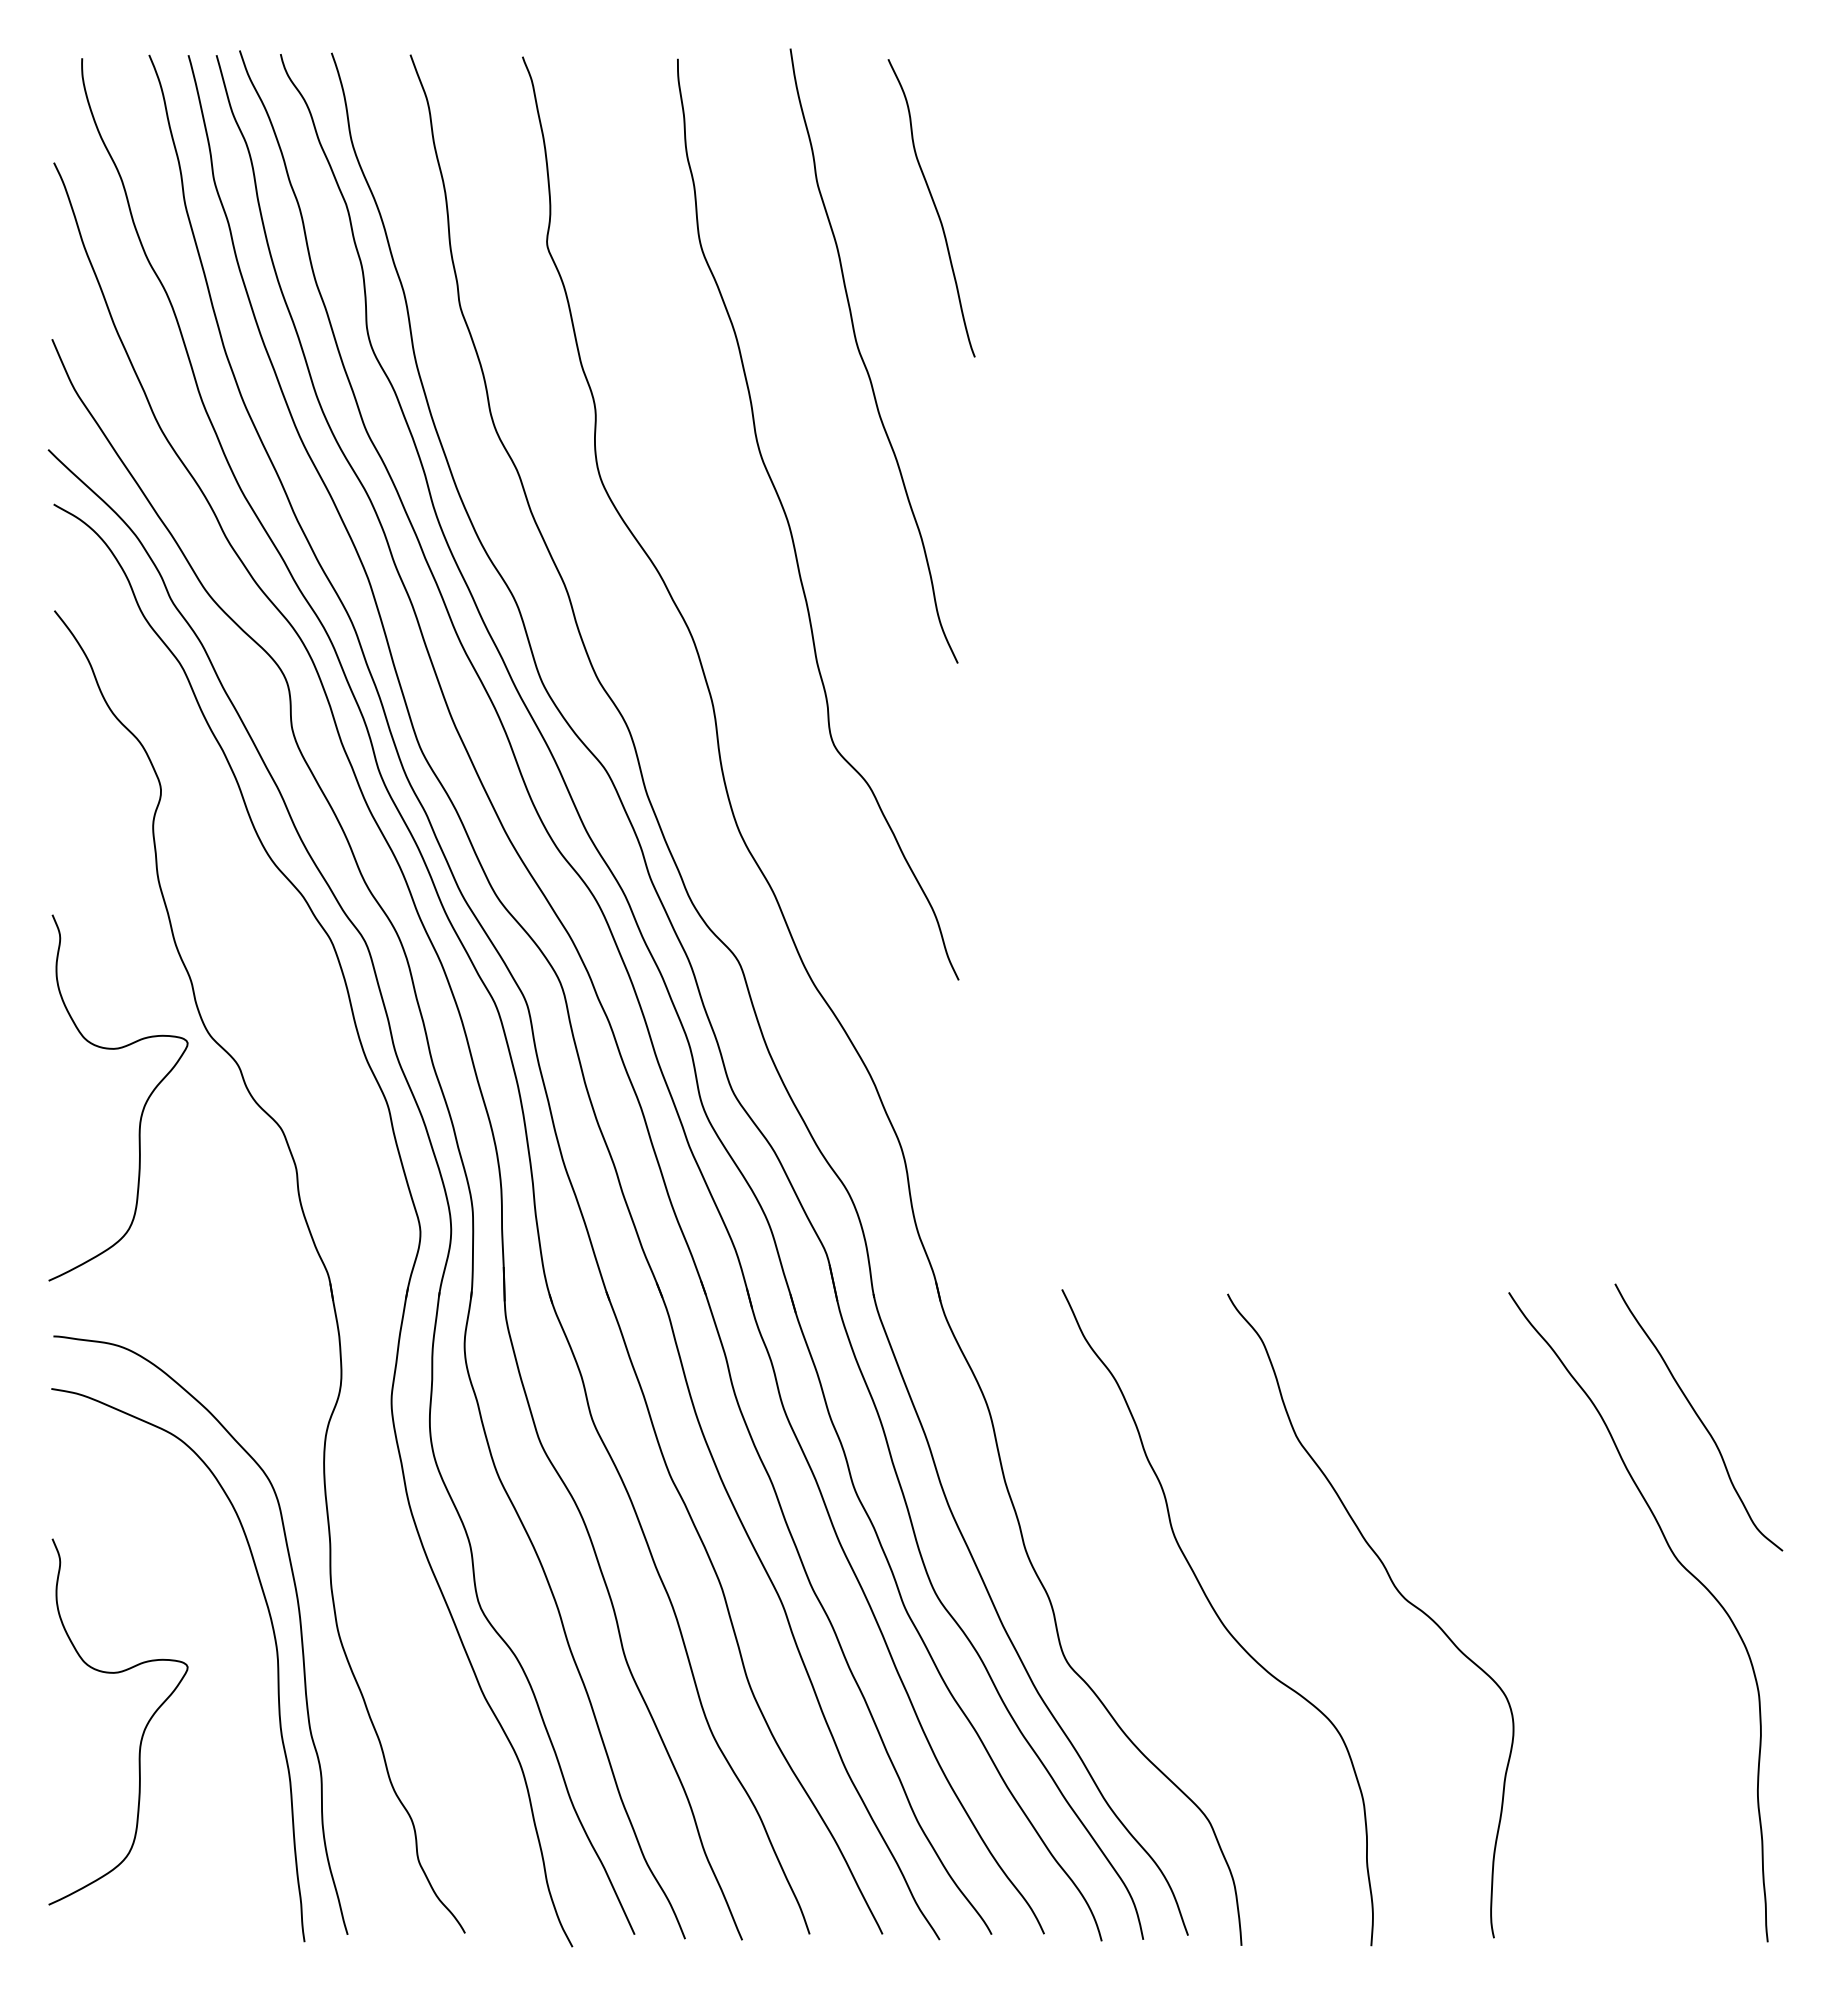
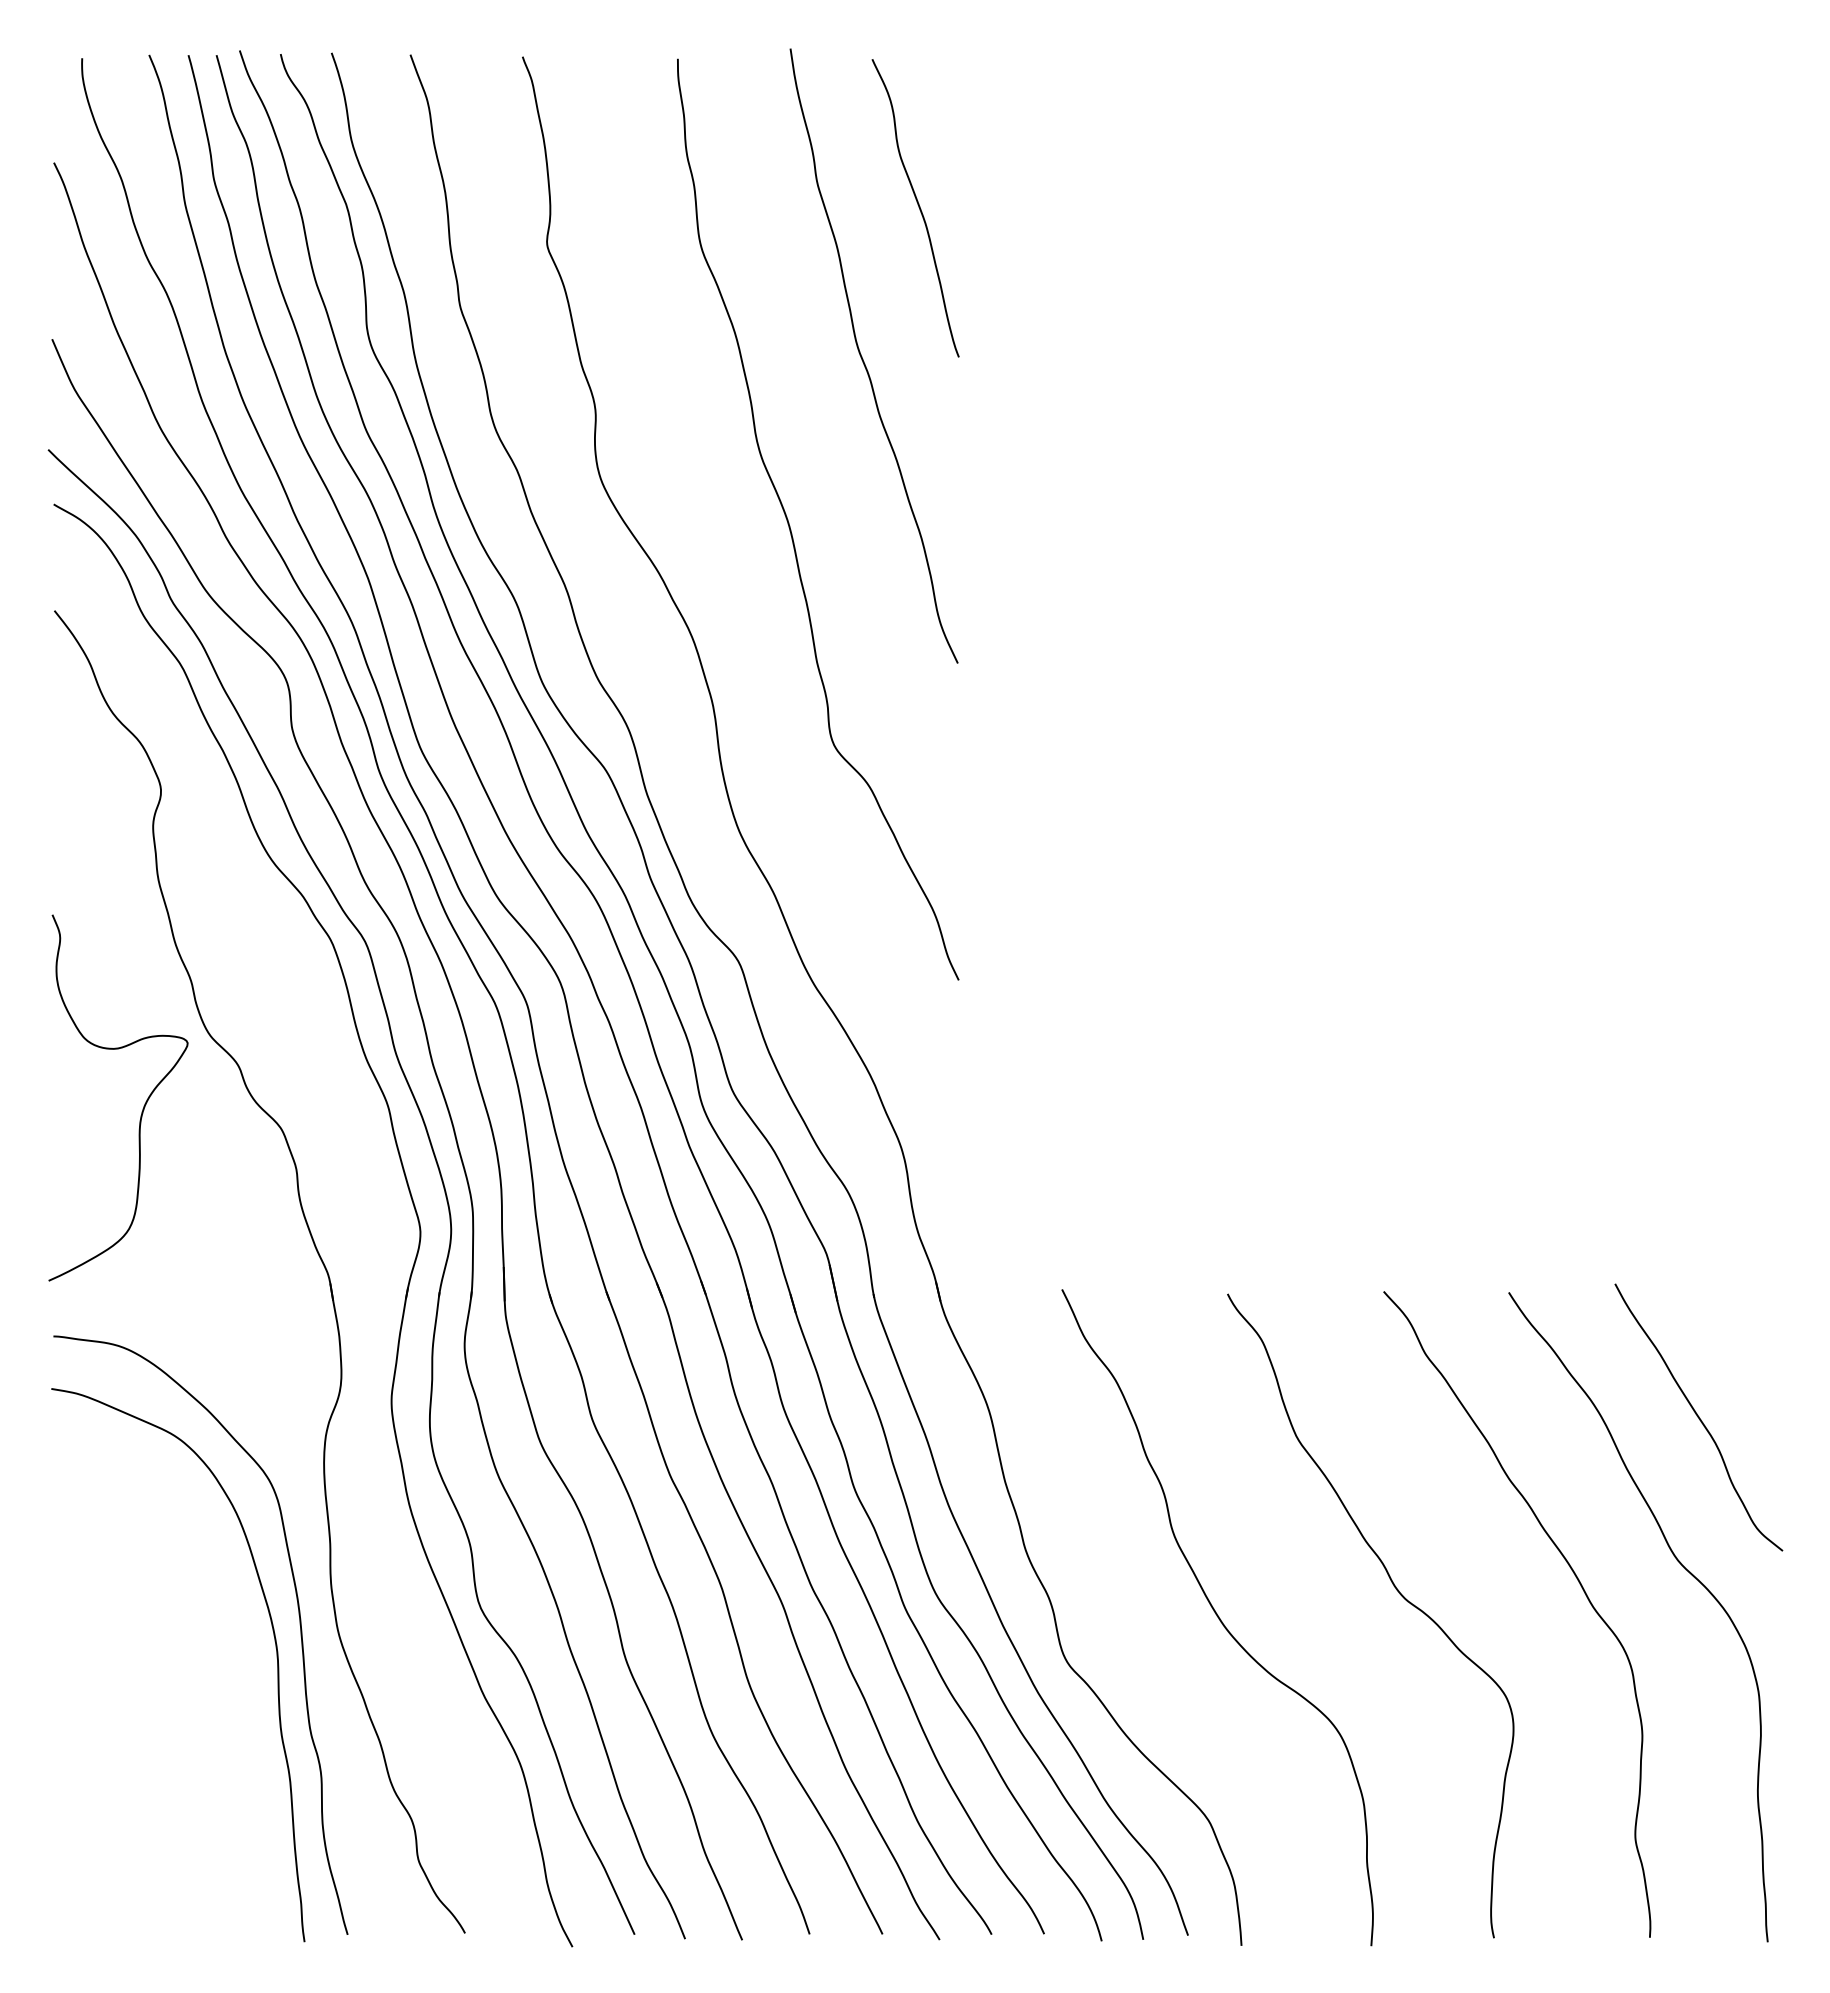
curve position: (934, 207) -> (918, 207) (918, 207)
curve: none -> present (1575, 1577)
curve: present -> none (142, 1732)
